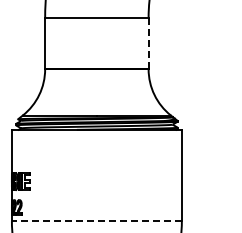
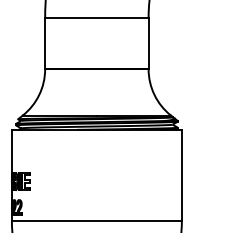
line: dashed -> solid (148, 43)
line: dashed -> solid (96, 221)
